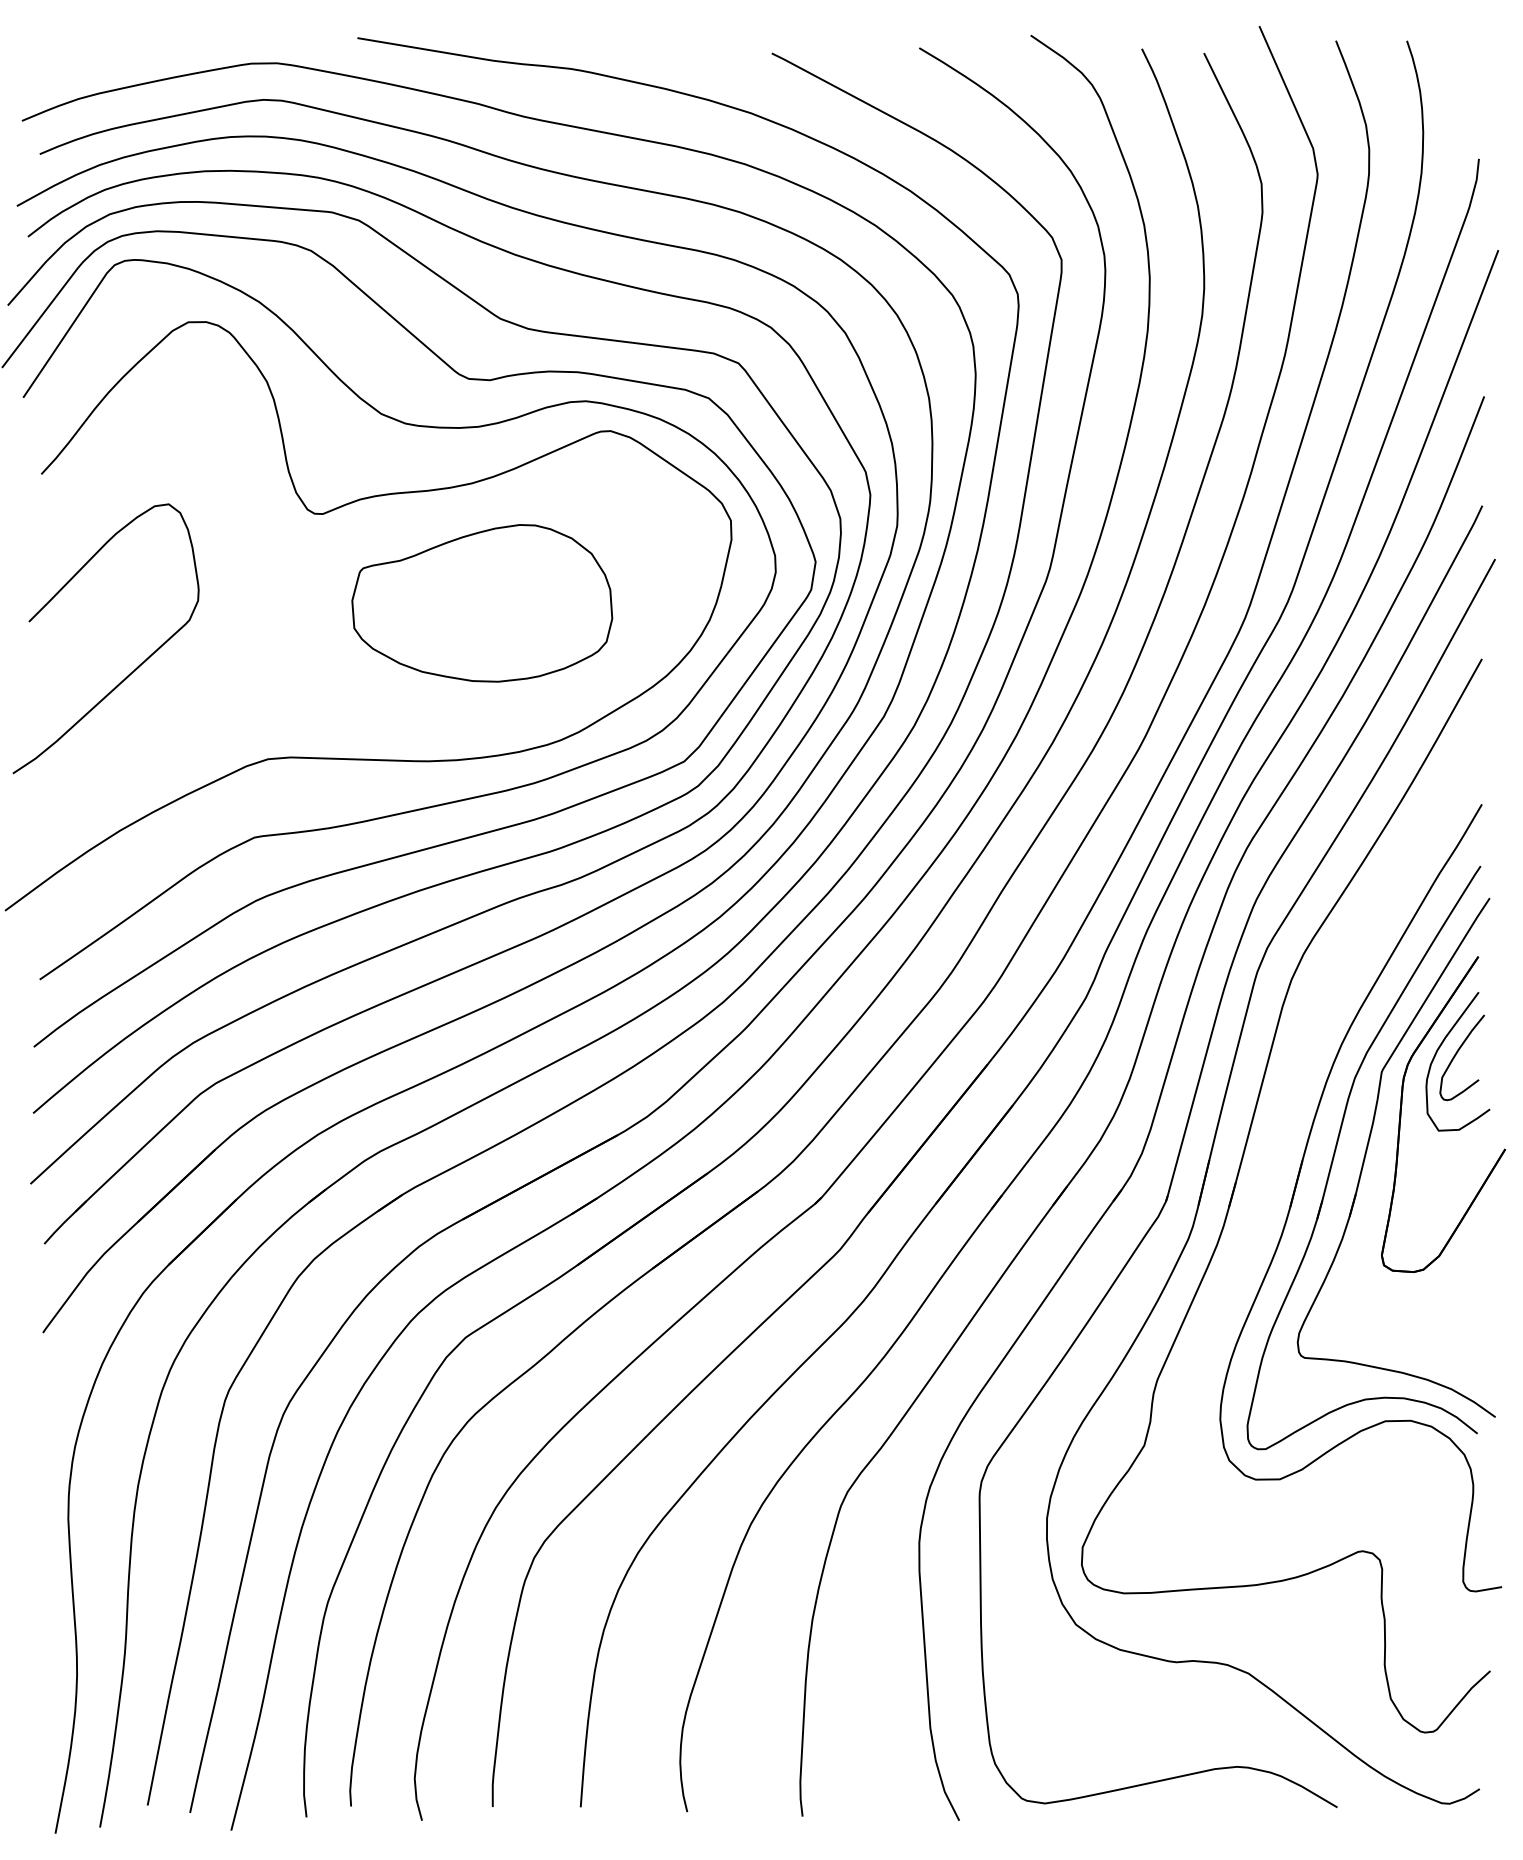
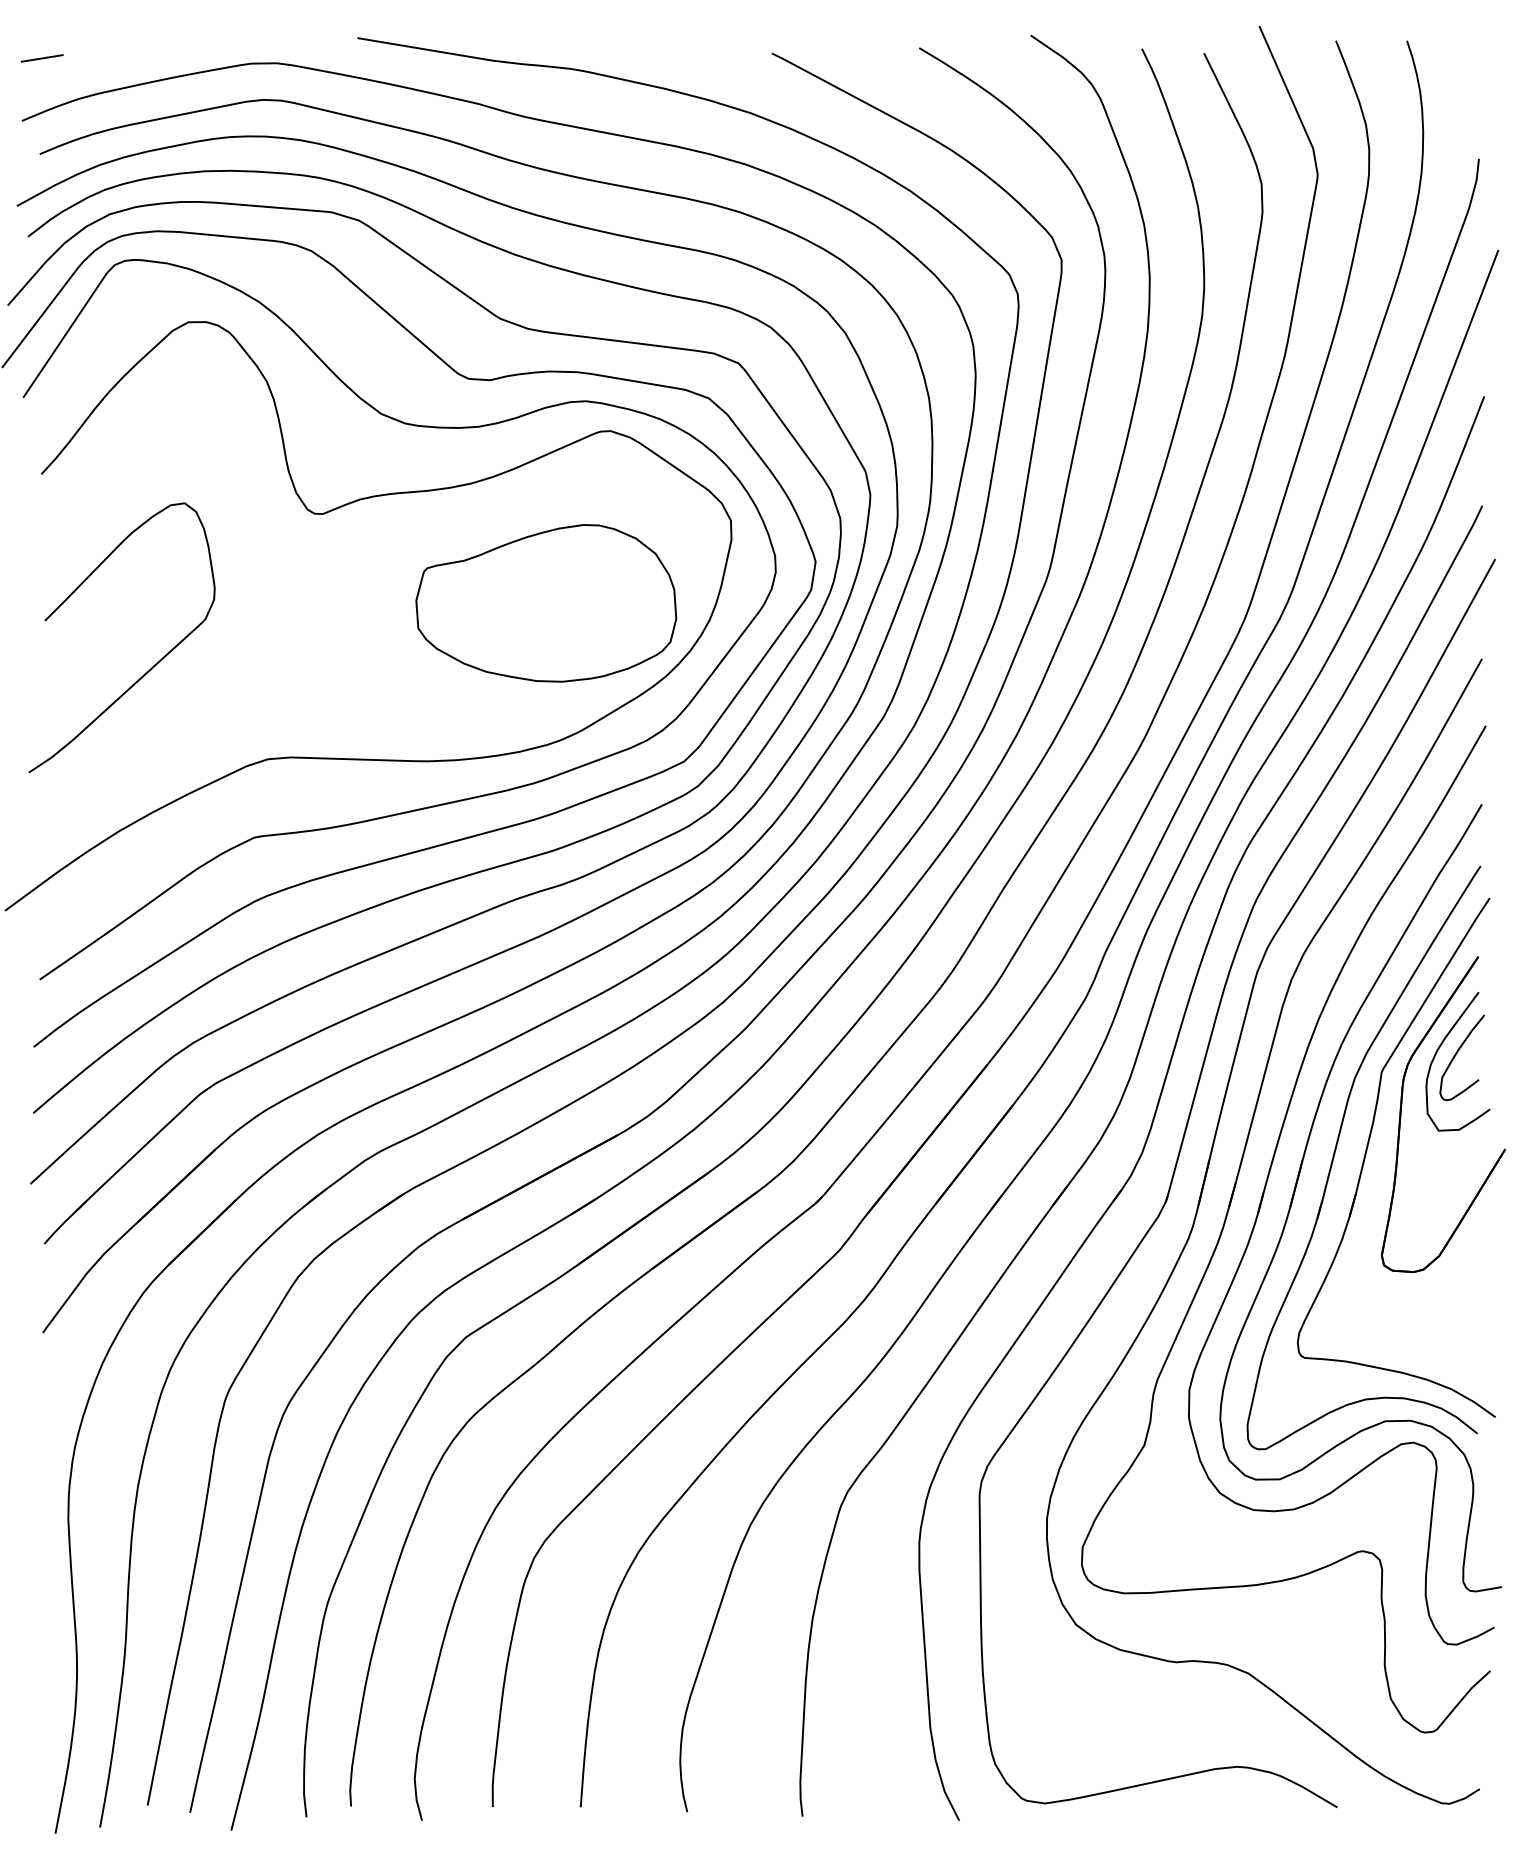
line: none -> present (41, 58)
part position: (482, 603) -> (546, 603) (546, 603)
curve position: (135, 668) -> (151, 667) (151, 667)
part: none -> present (1272, 1165)
